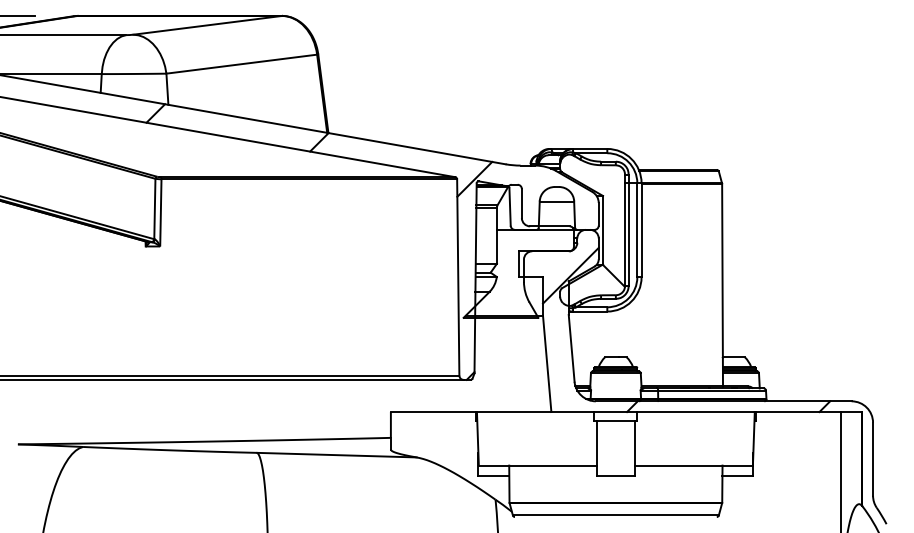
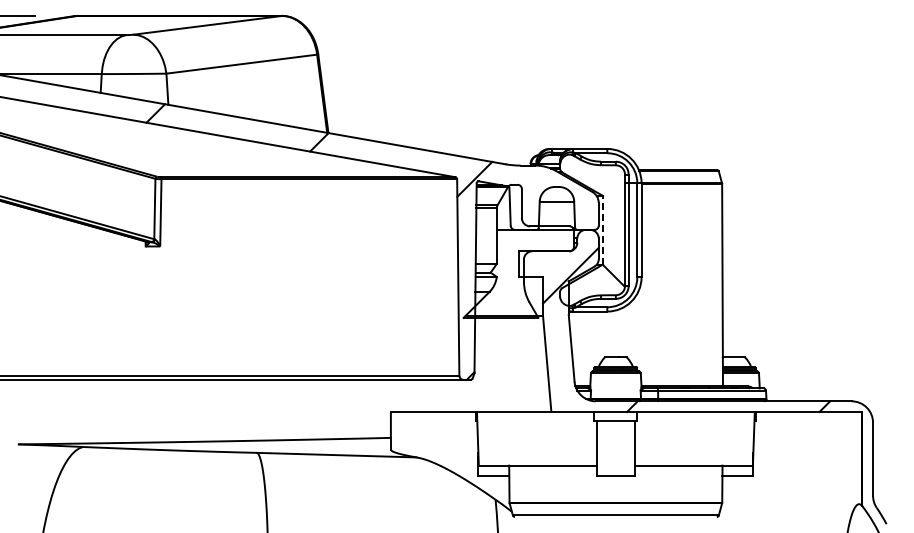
line: solid -> dashed (603, 229)
line: present -> none (840, 470)
